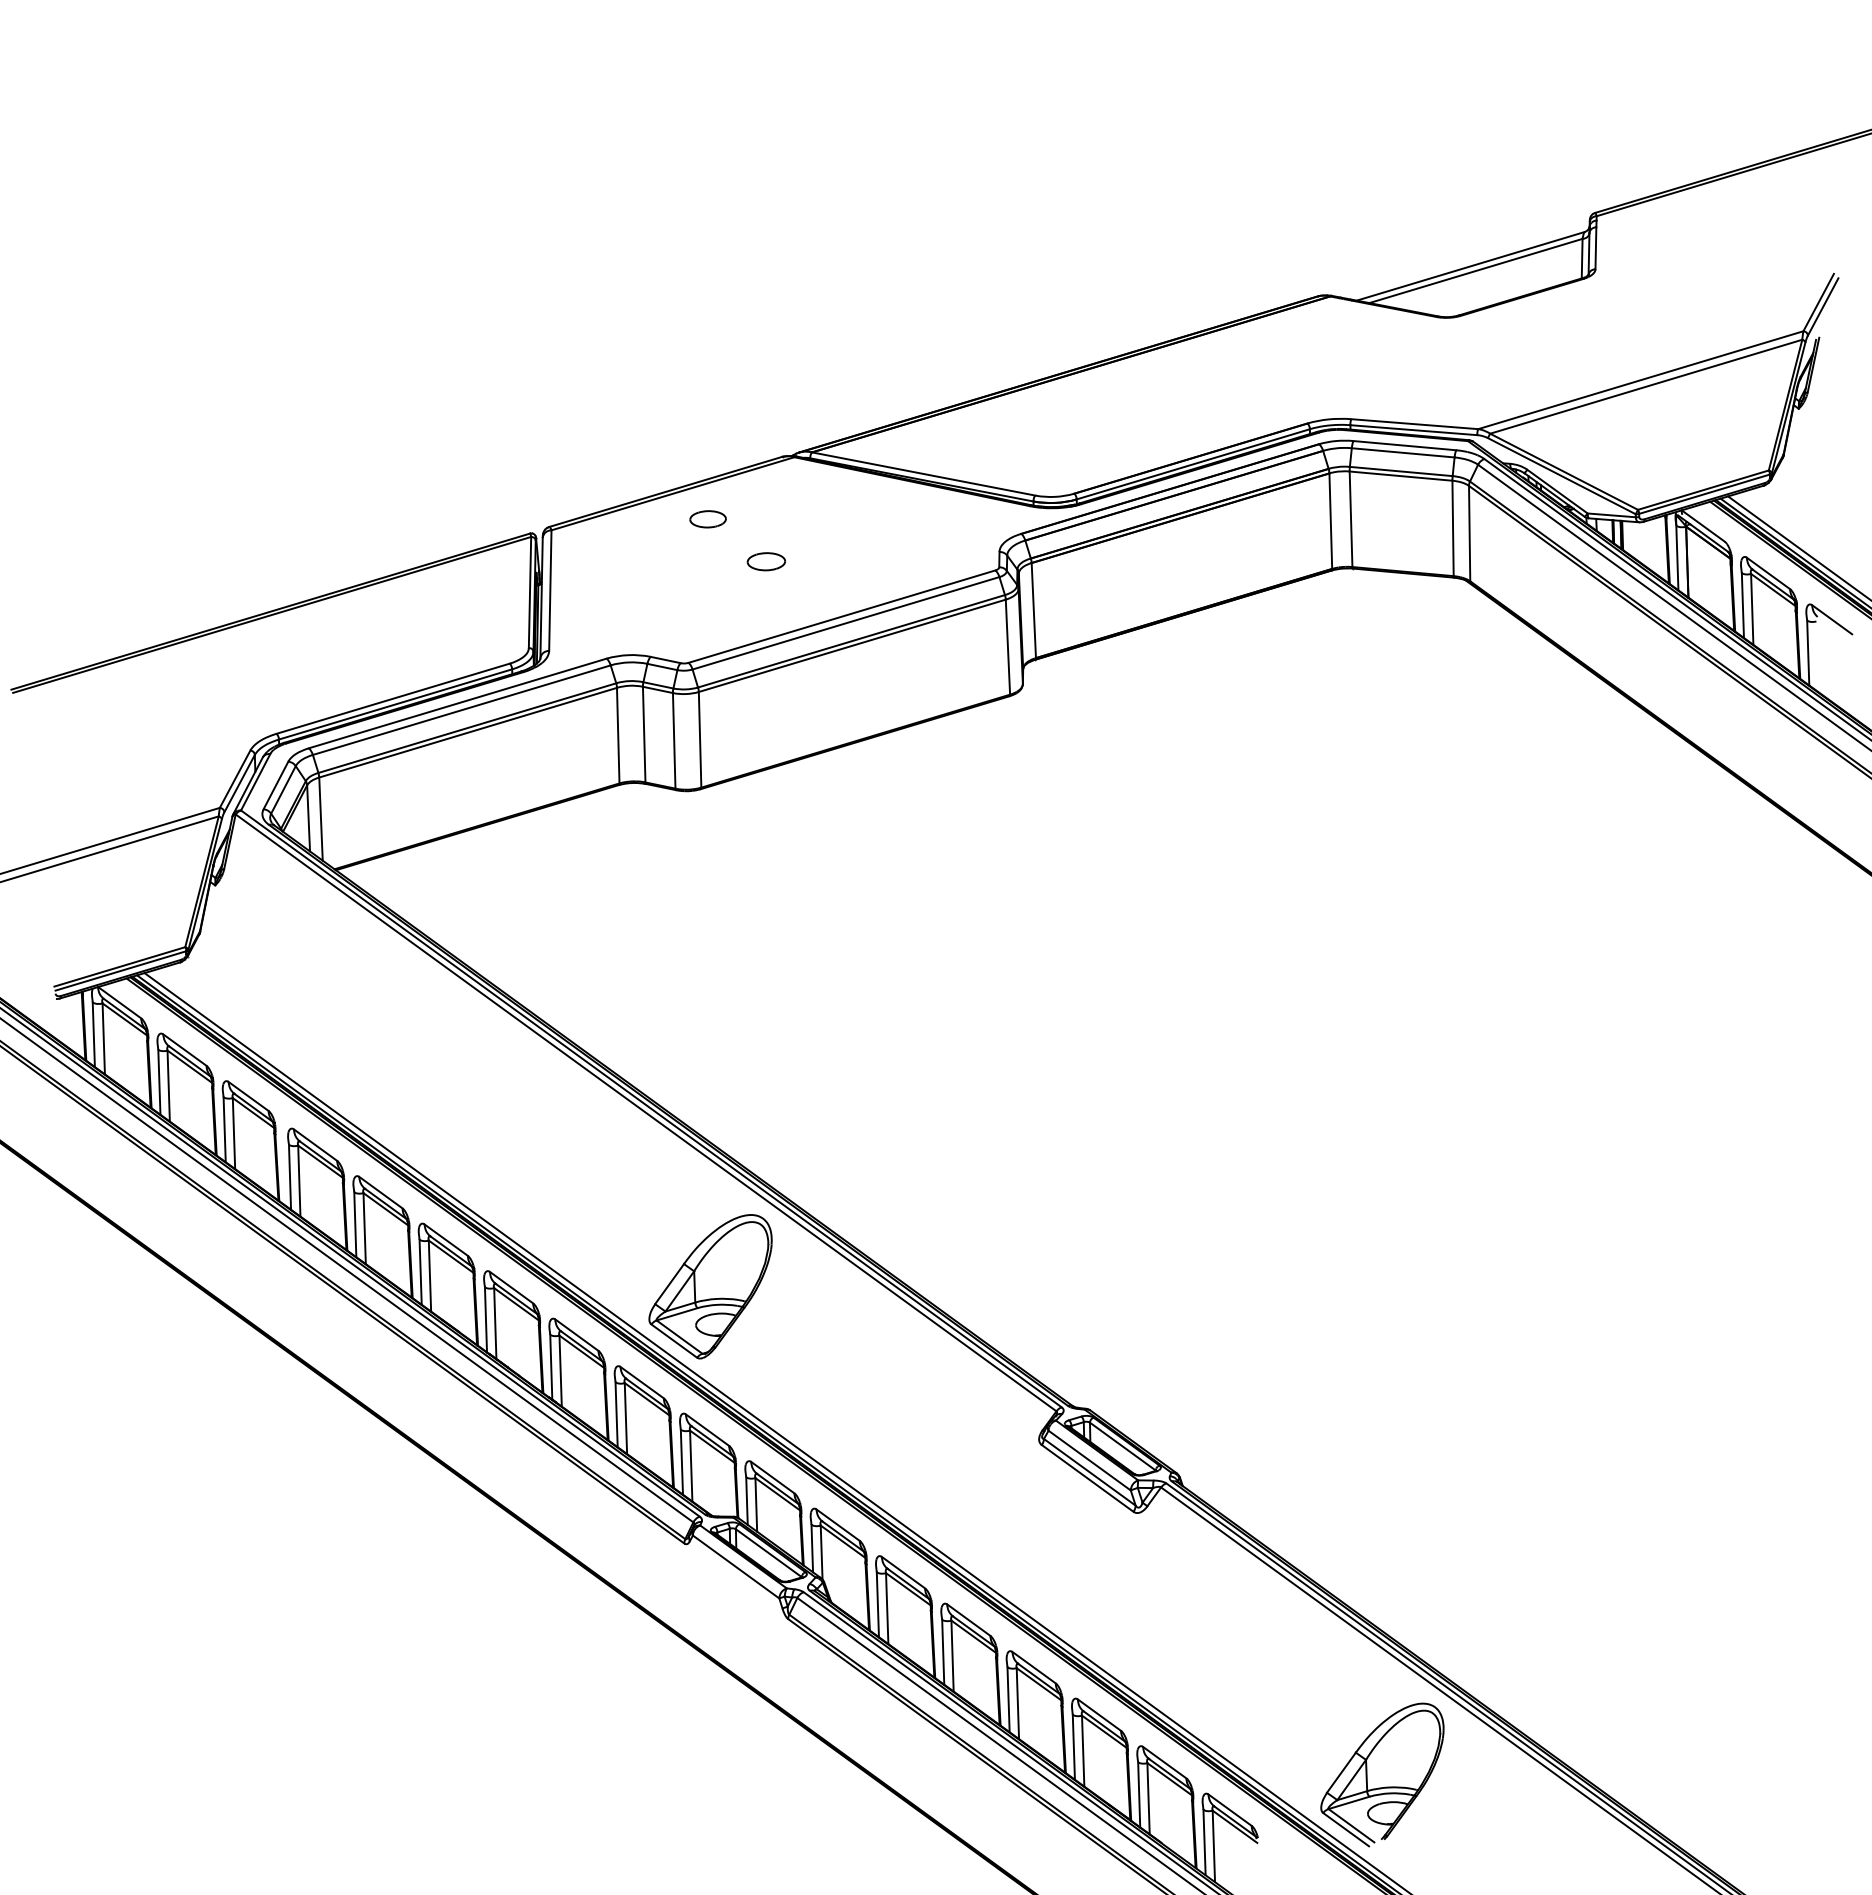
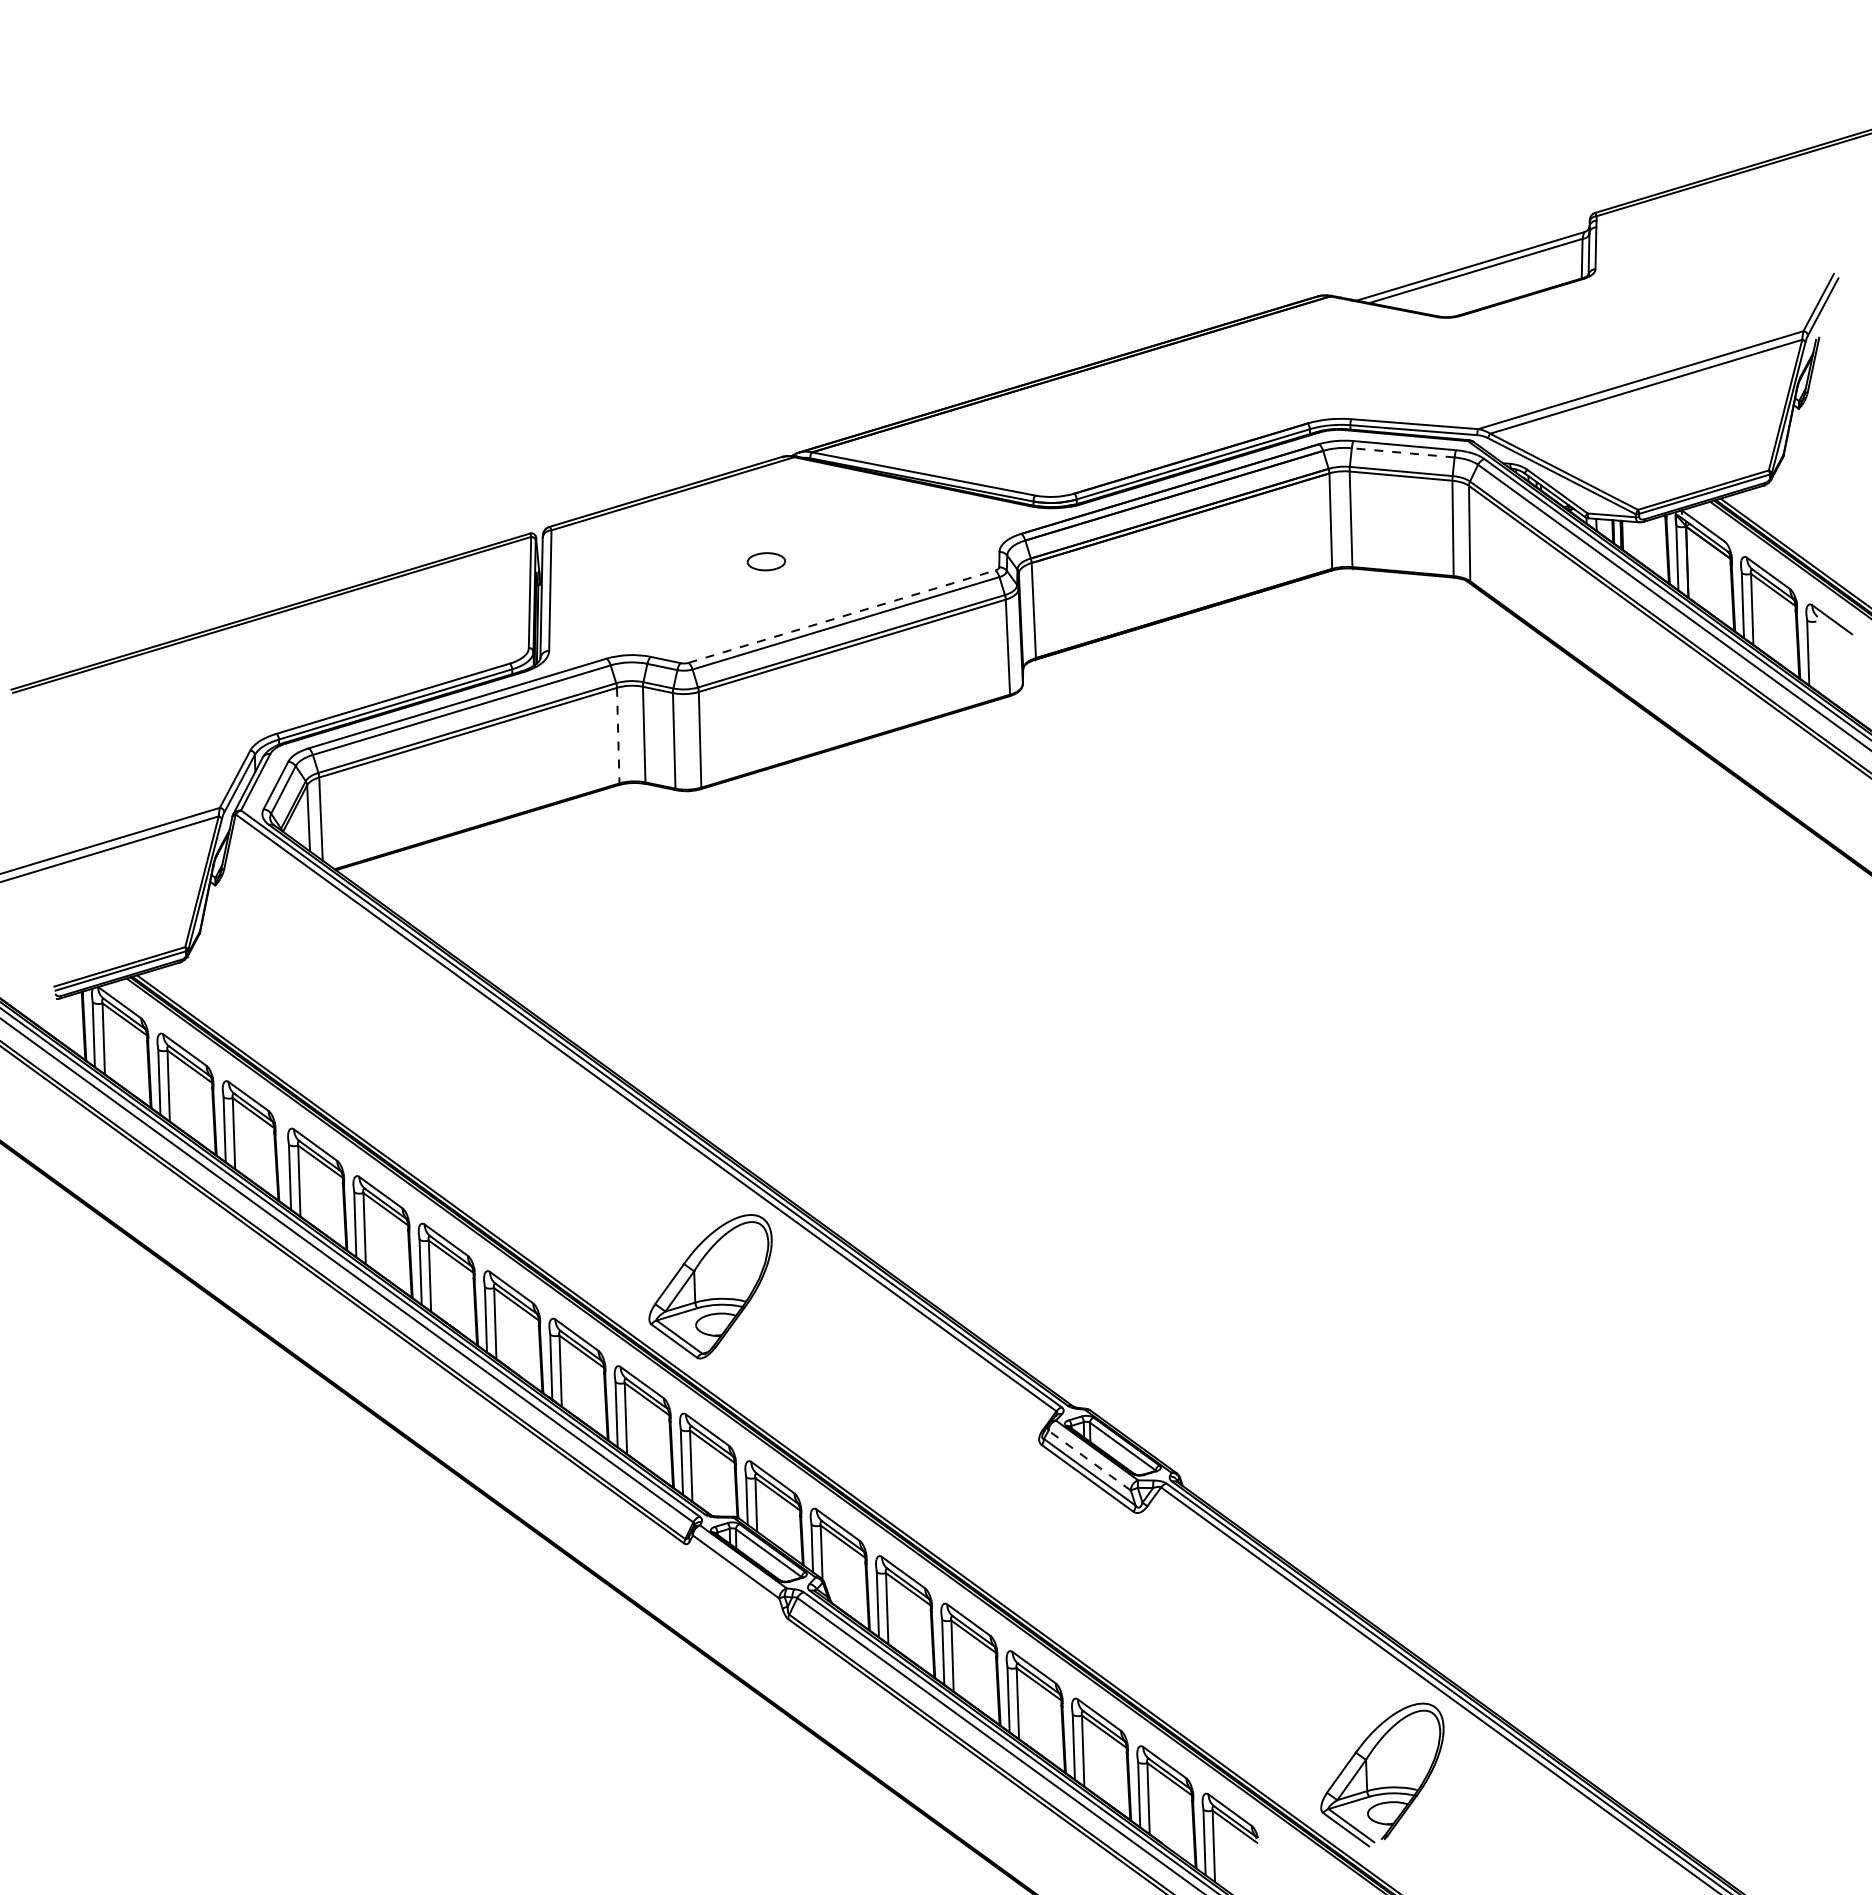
line: solid -> dashed (1403, 452)
part: present -> none (707, 519)
line: present -> none (1798, 547)
line: solid -> dashed (842, 616)
line: solid -> dashed (618, 735)
line: present -> none (775, 1432)
line: solid -> dashed (1089, 1460)
